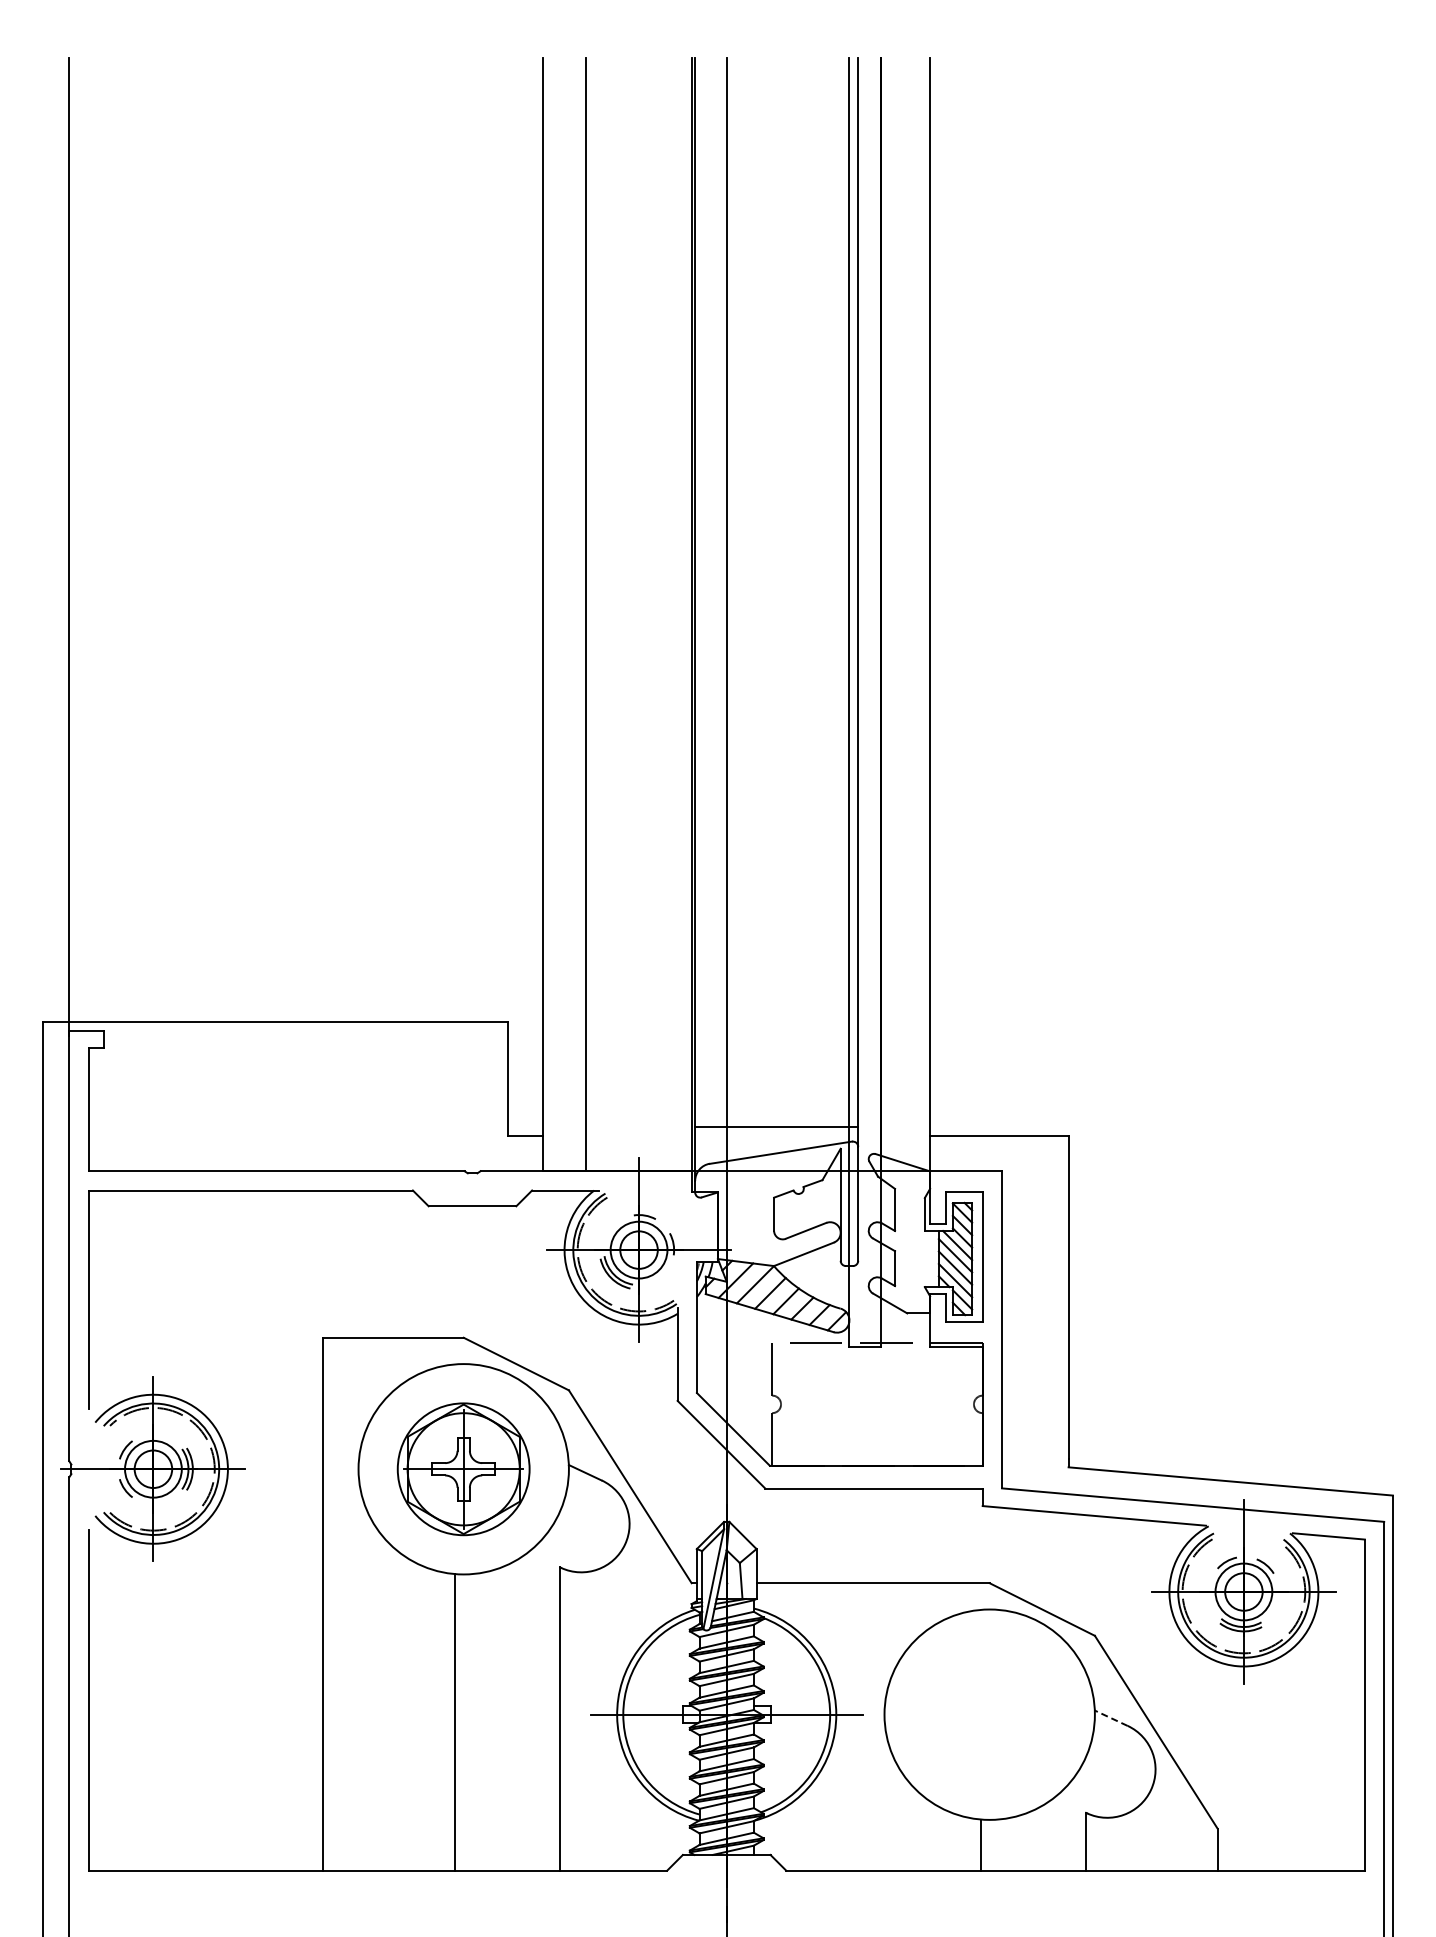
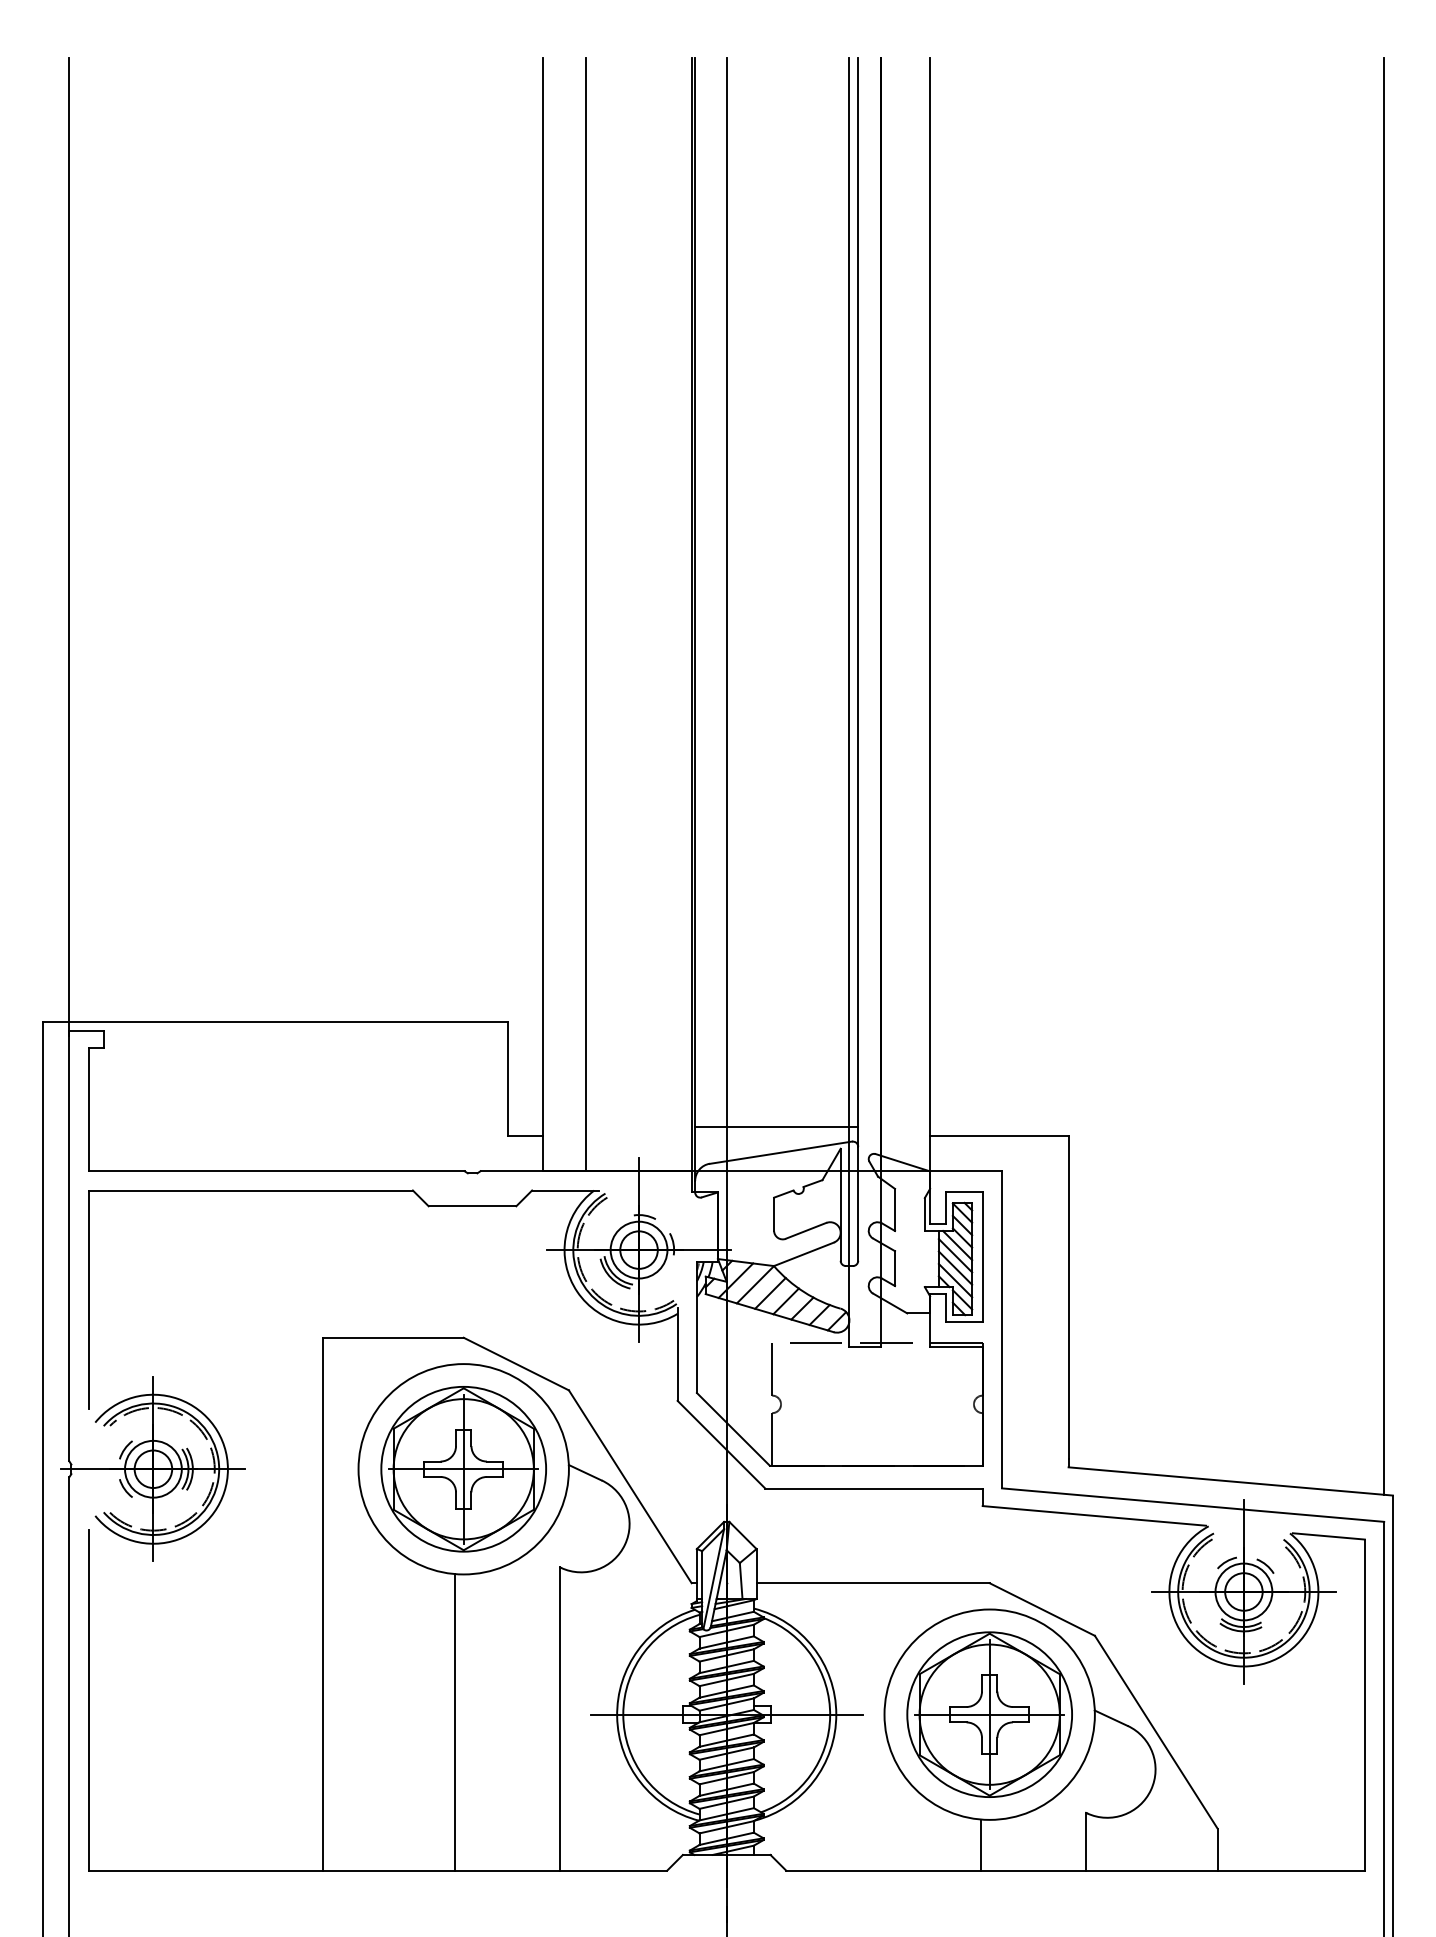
line: none -> present (1384, 776)
part size: 135x135 px -> 167x167 px (463, 1469)
part: none -> present (989, 1714)
line: dashed -> solid (1110, 1718)
